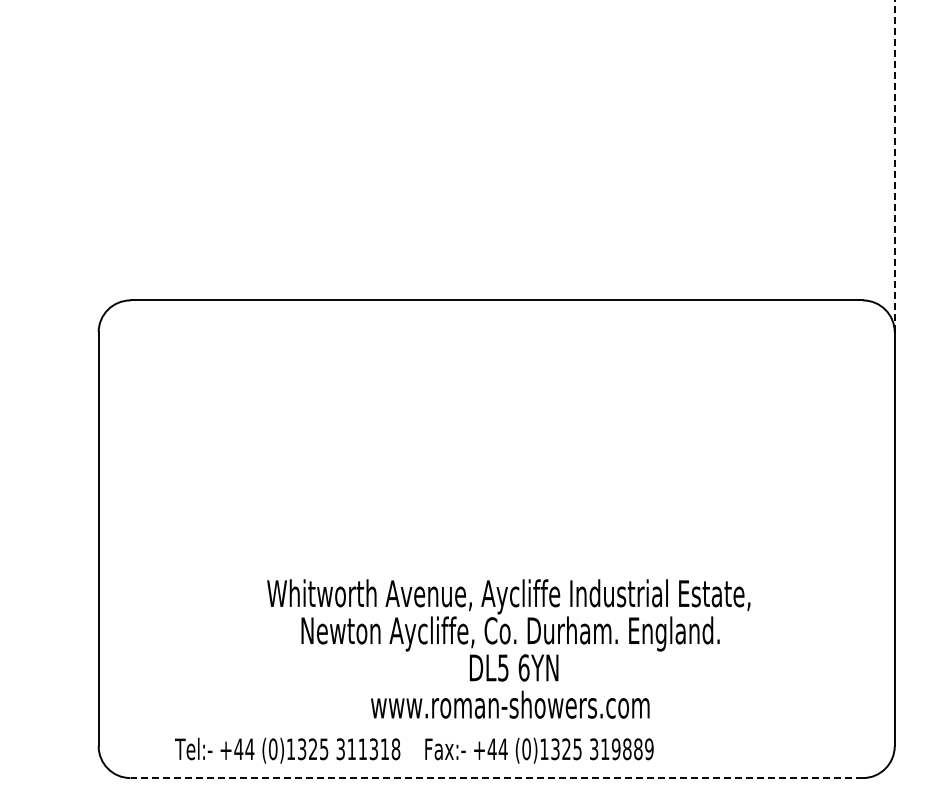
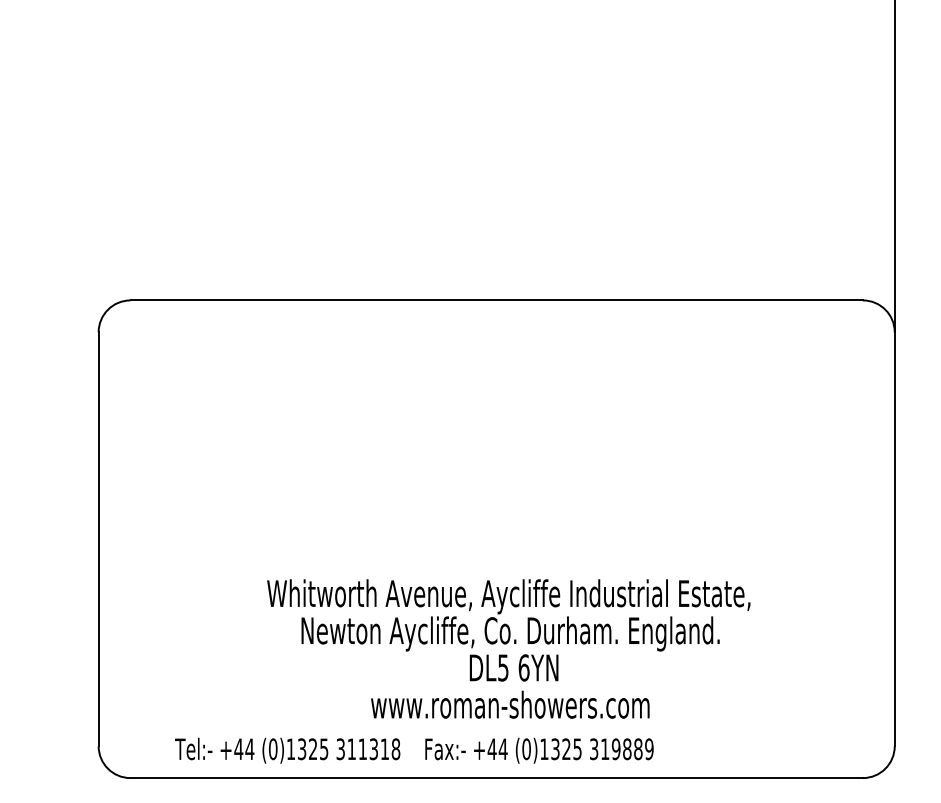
line: dashed -> solid (894, 166)
line: dashed -> solid (496, 778)
